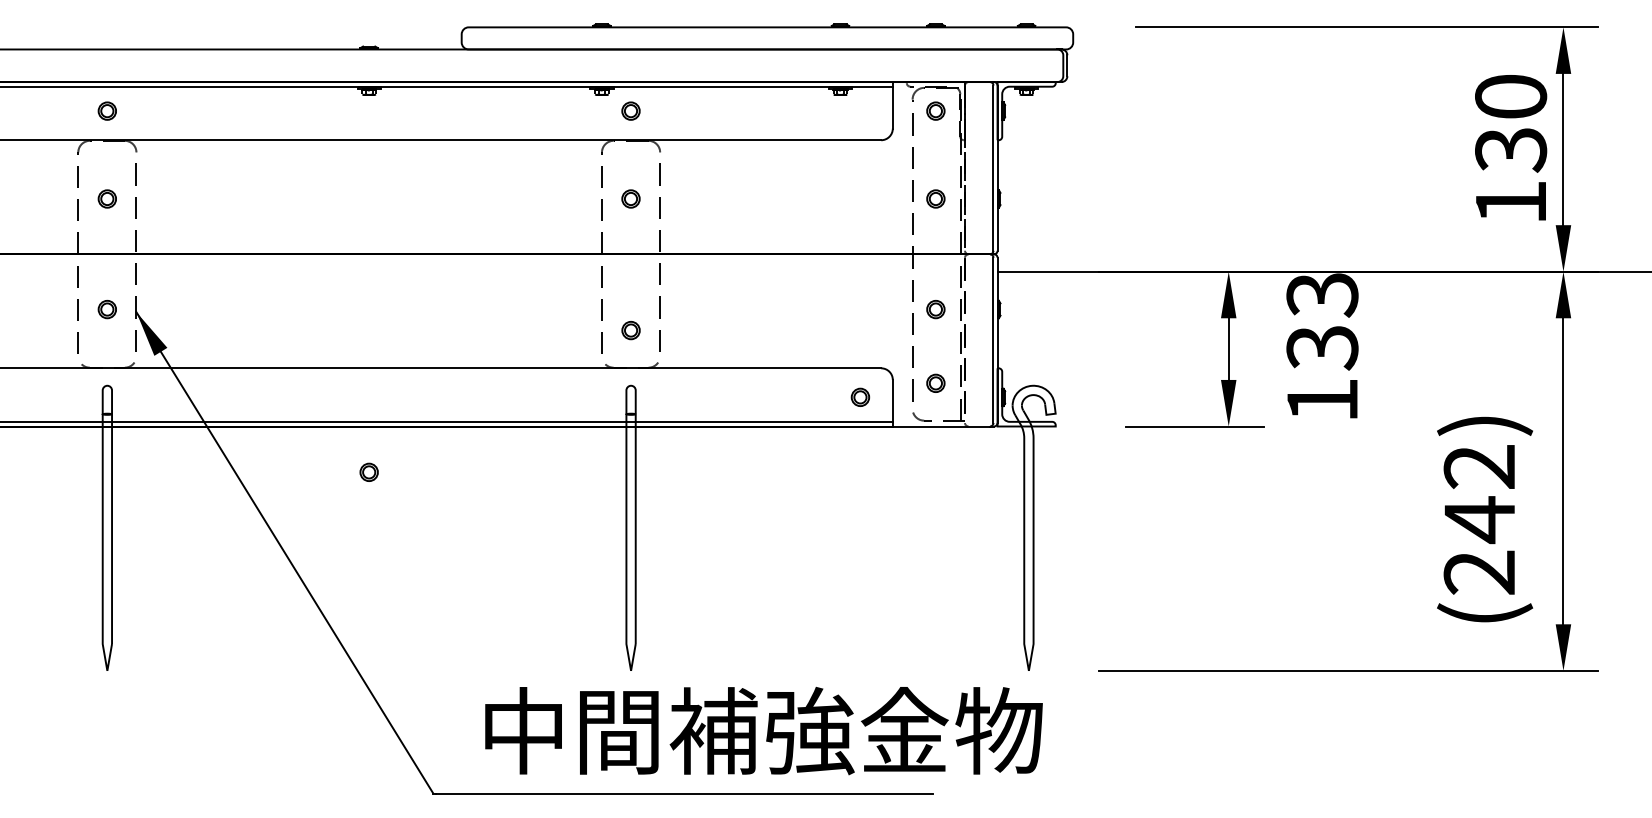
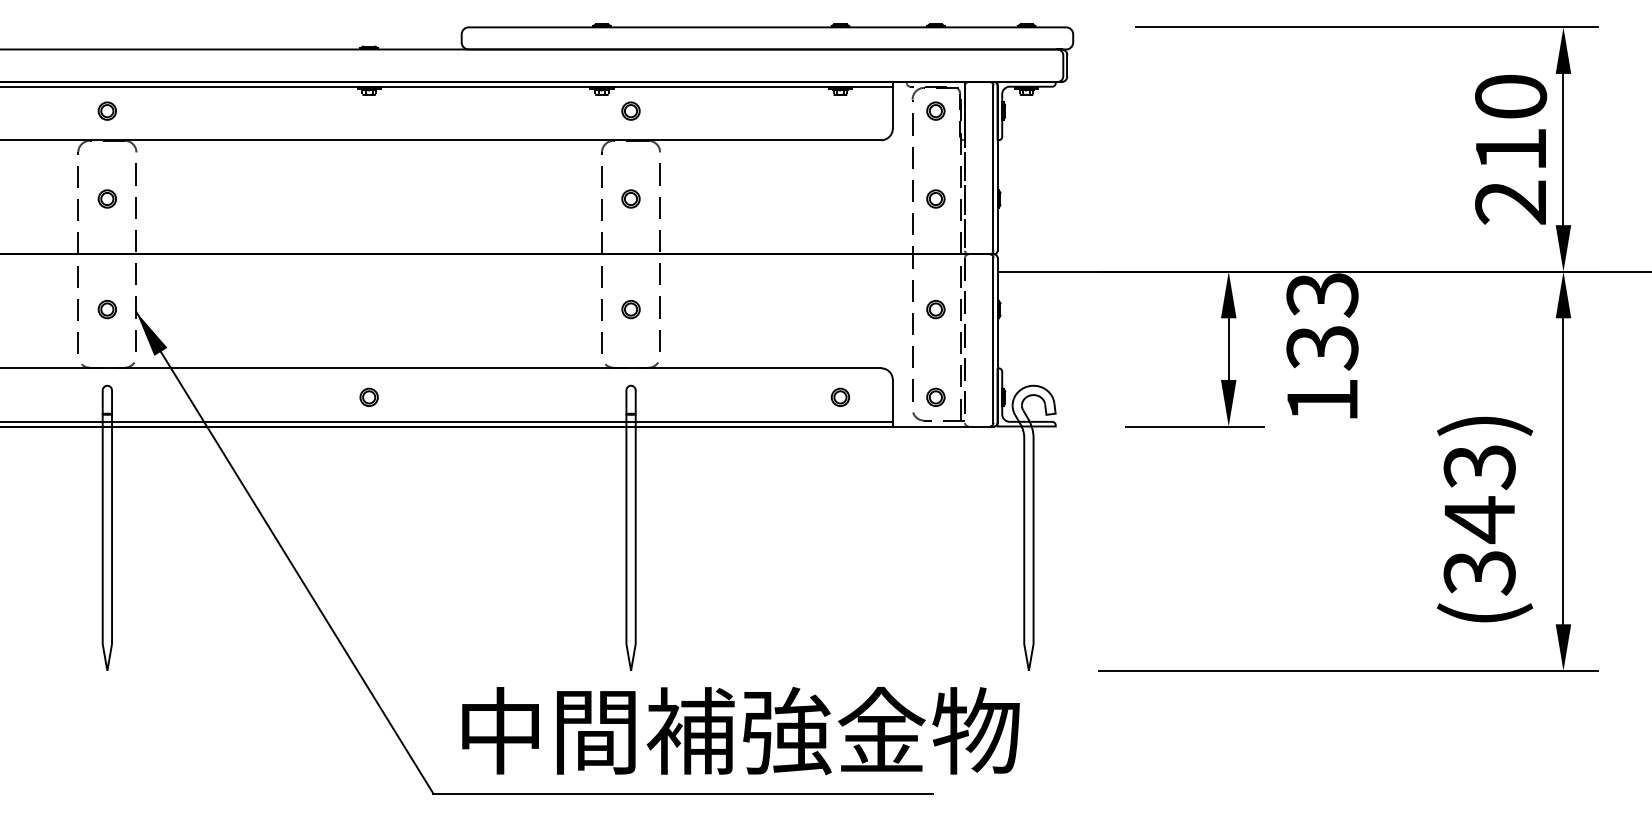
text: 130 -> 210 (1511, 176)
part position: (630, 330) -> (630, 309) (630, 309)
part position: (935, 382) -> (935, 396) (935, 396)
part position: (860, 396) -> (840, 396) (840, 396)
part position: (368, 471) -> (368, 396) (368, 396)
text: (242) -> (343) (1479, 520)
text position: (763, 730) -> (740, 730) (740, 730)
